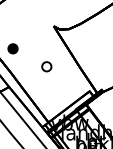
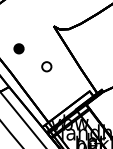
part position: (12, 48) -> (18, 48) (18, 48)
